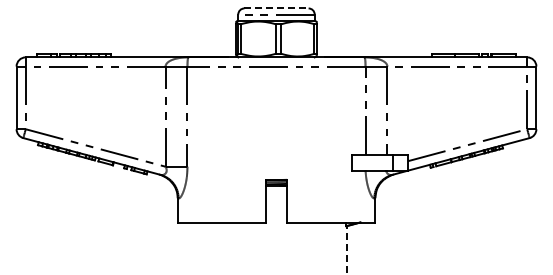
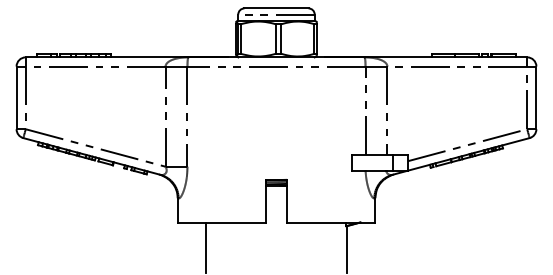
line: dashed -> solid (276, 8)
line: none -> present (206, 246)
line: dashed -> solid (346, 249)
